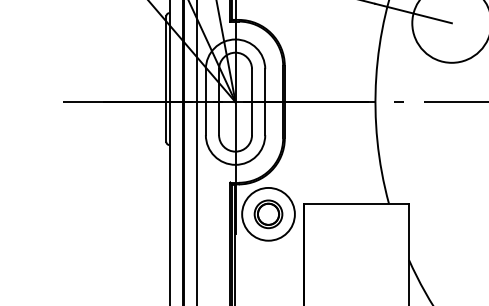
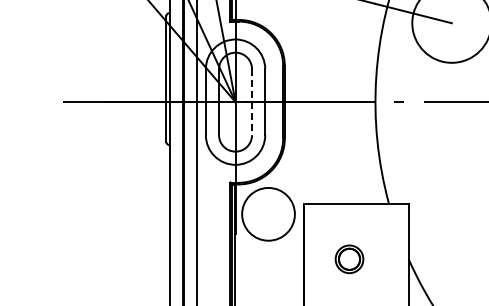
line: solid -> dashed (252, 102)
part position: (268, 214) -> (349, 259) (349, 259)
